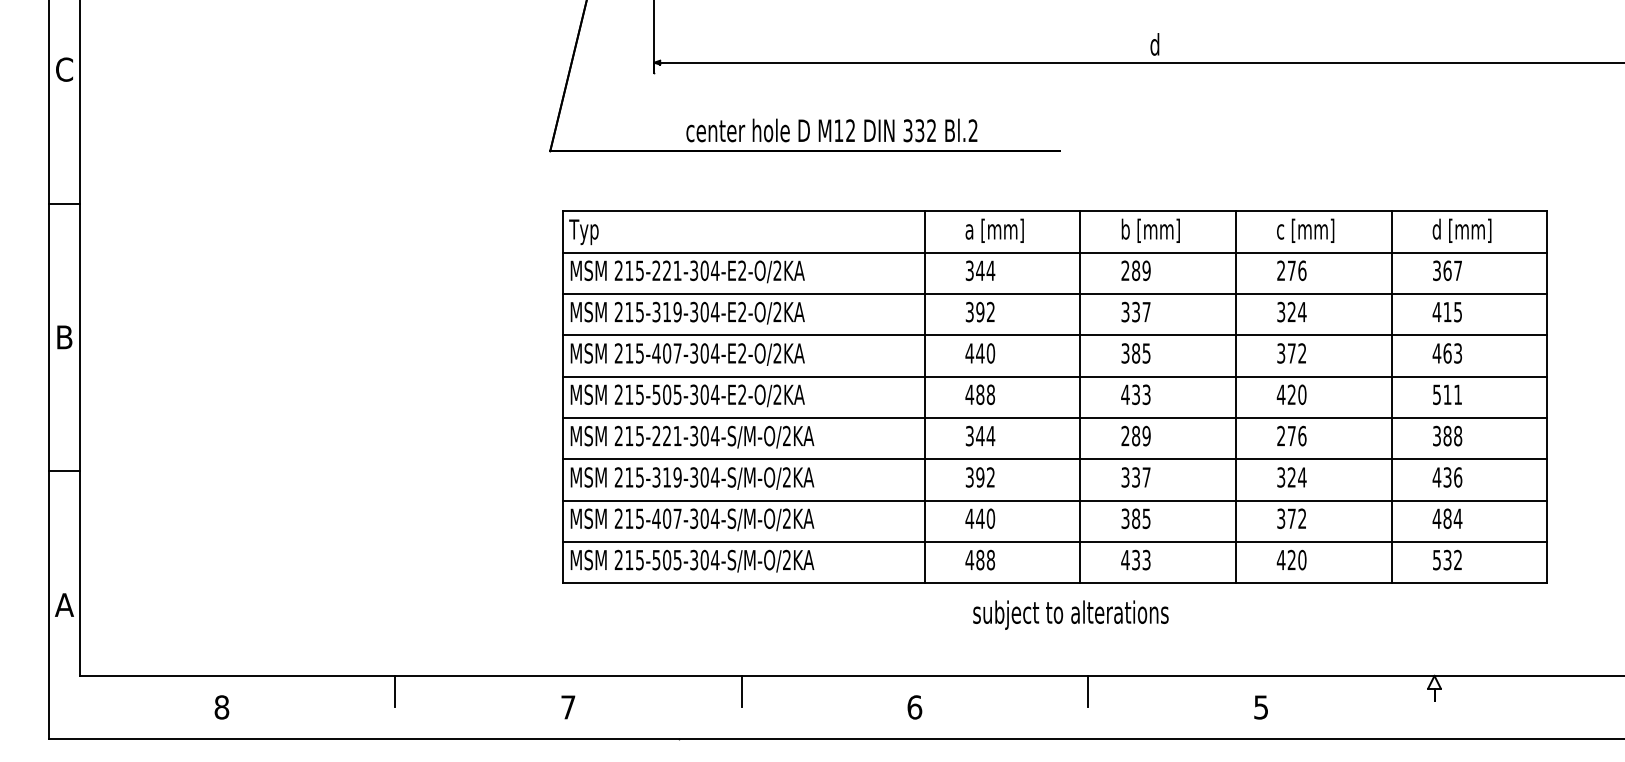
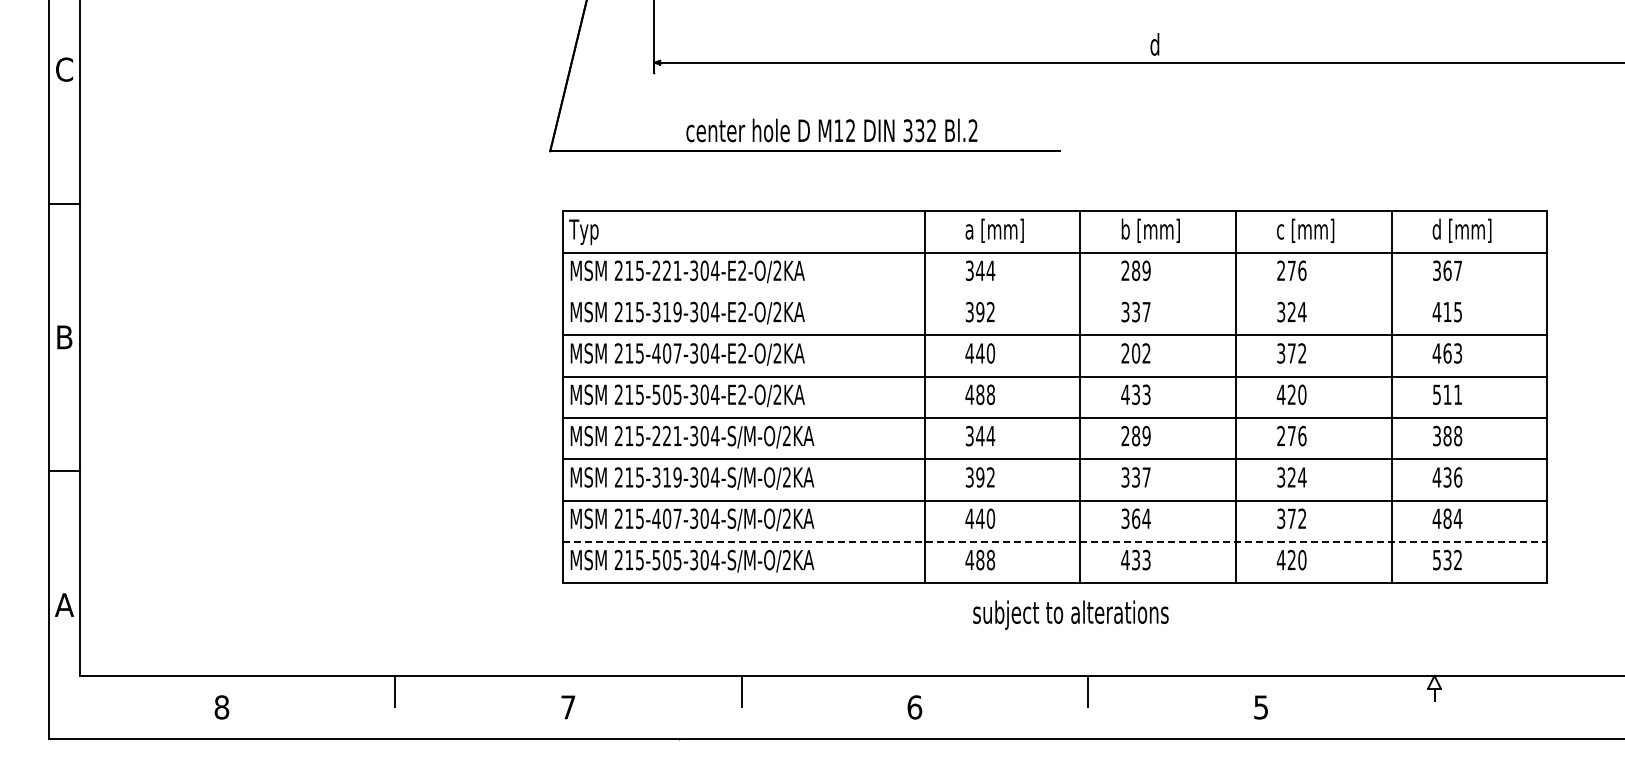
line: present -> none (1054, 294)
text: 385 -> 202 (1135, 353)
text: 385 -> 364 (1141, 518)
line: solid -> dashed (1055, 542)
